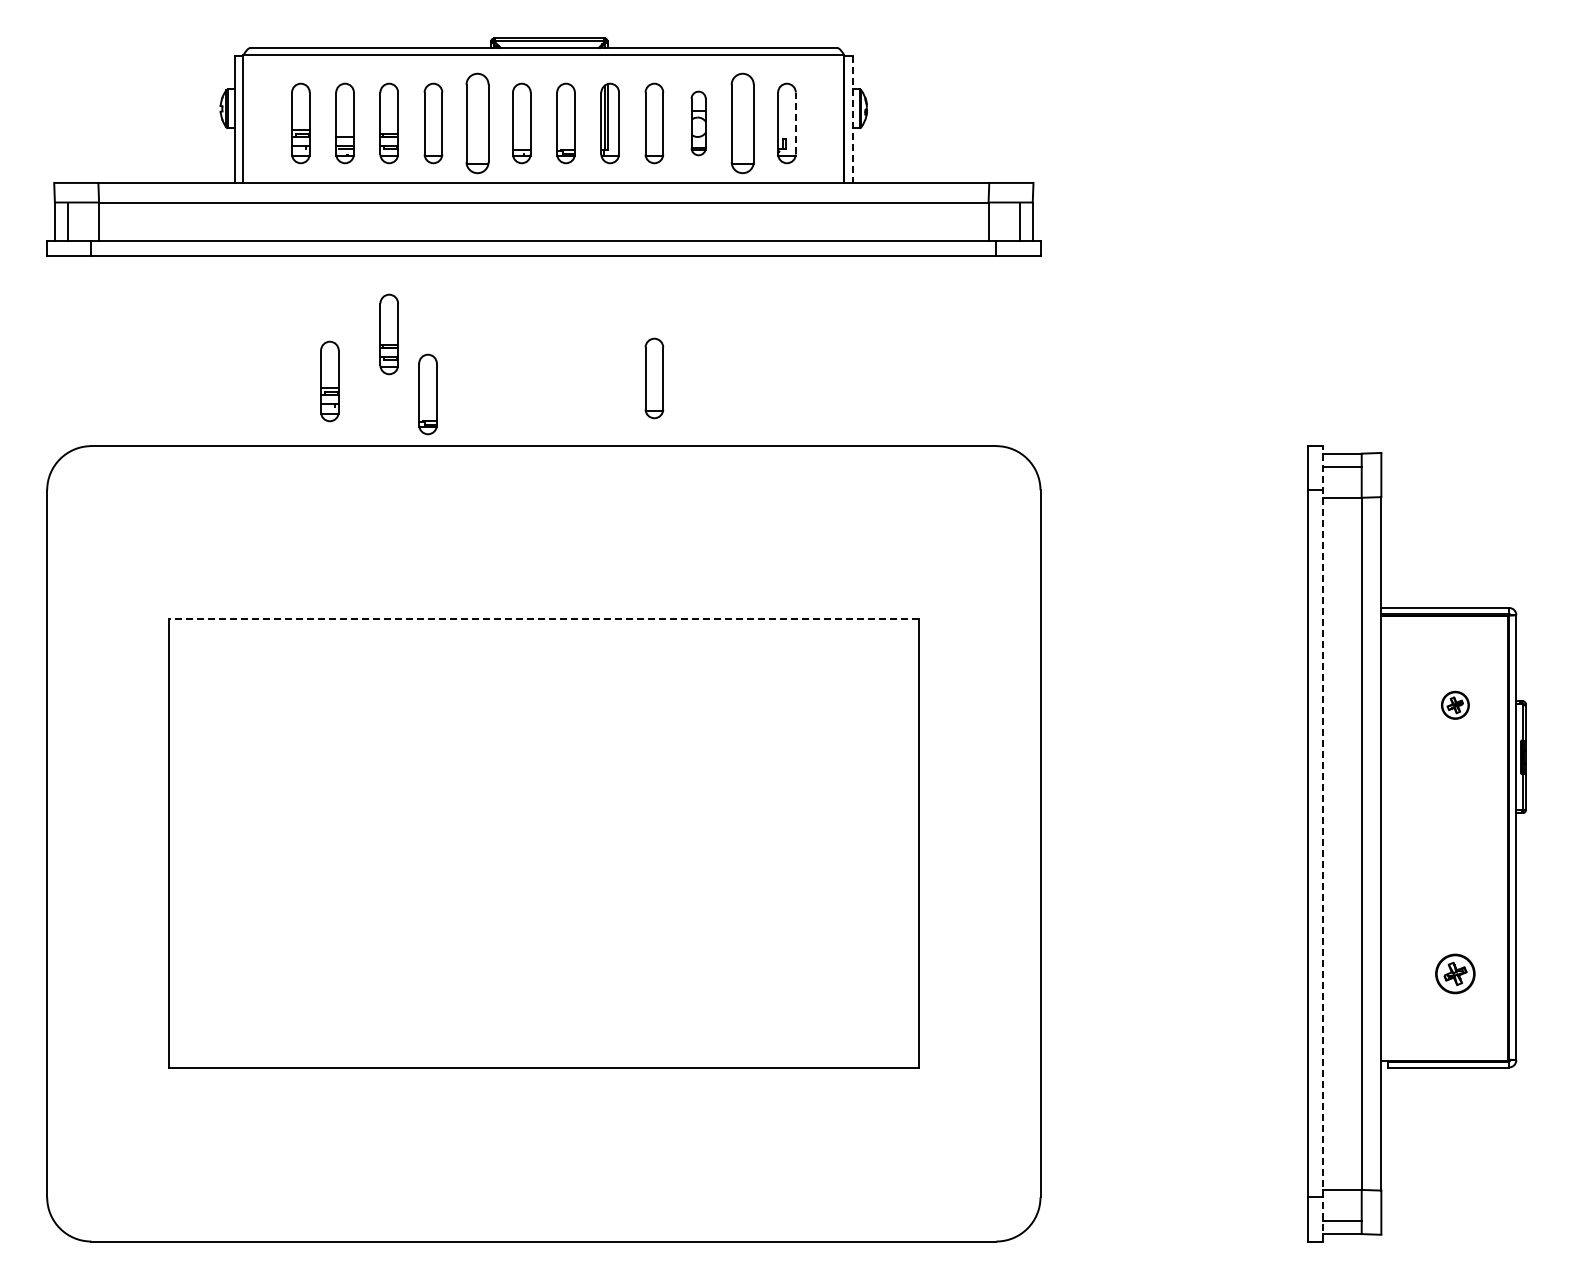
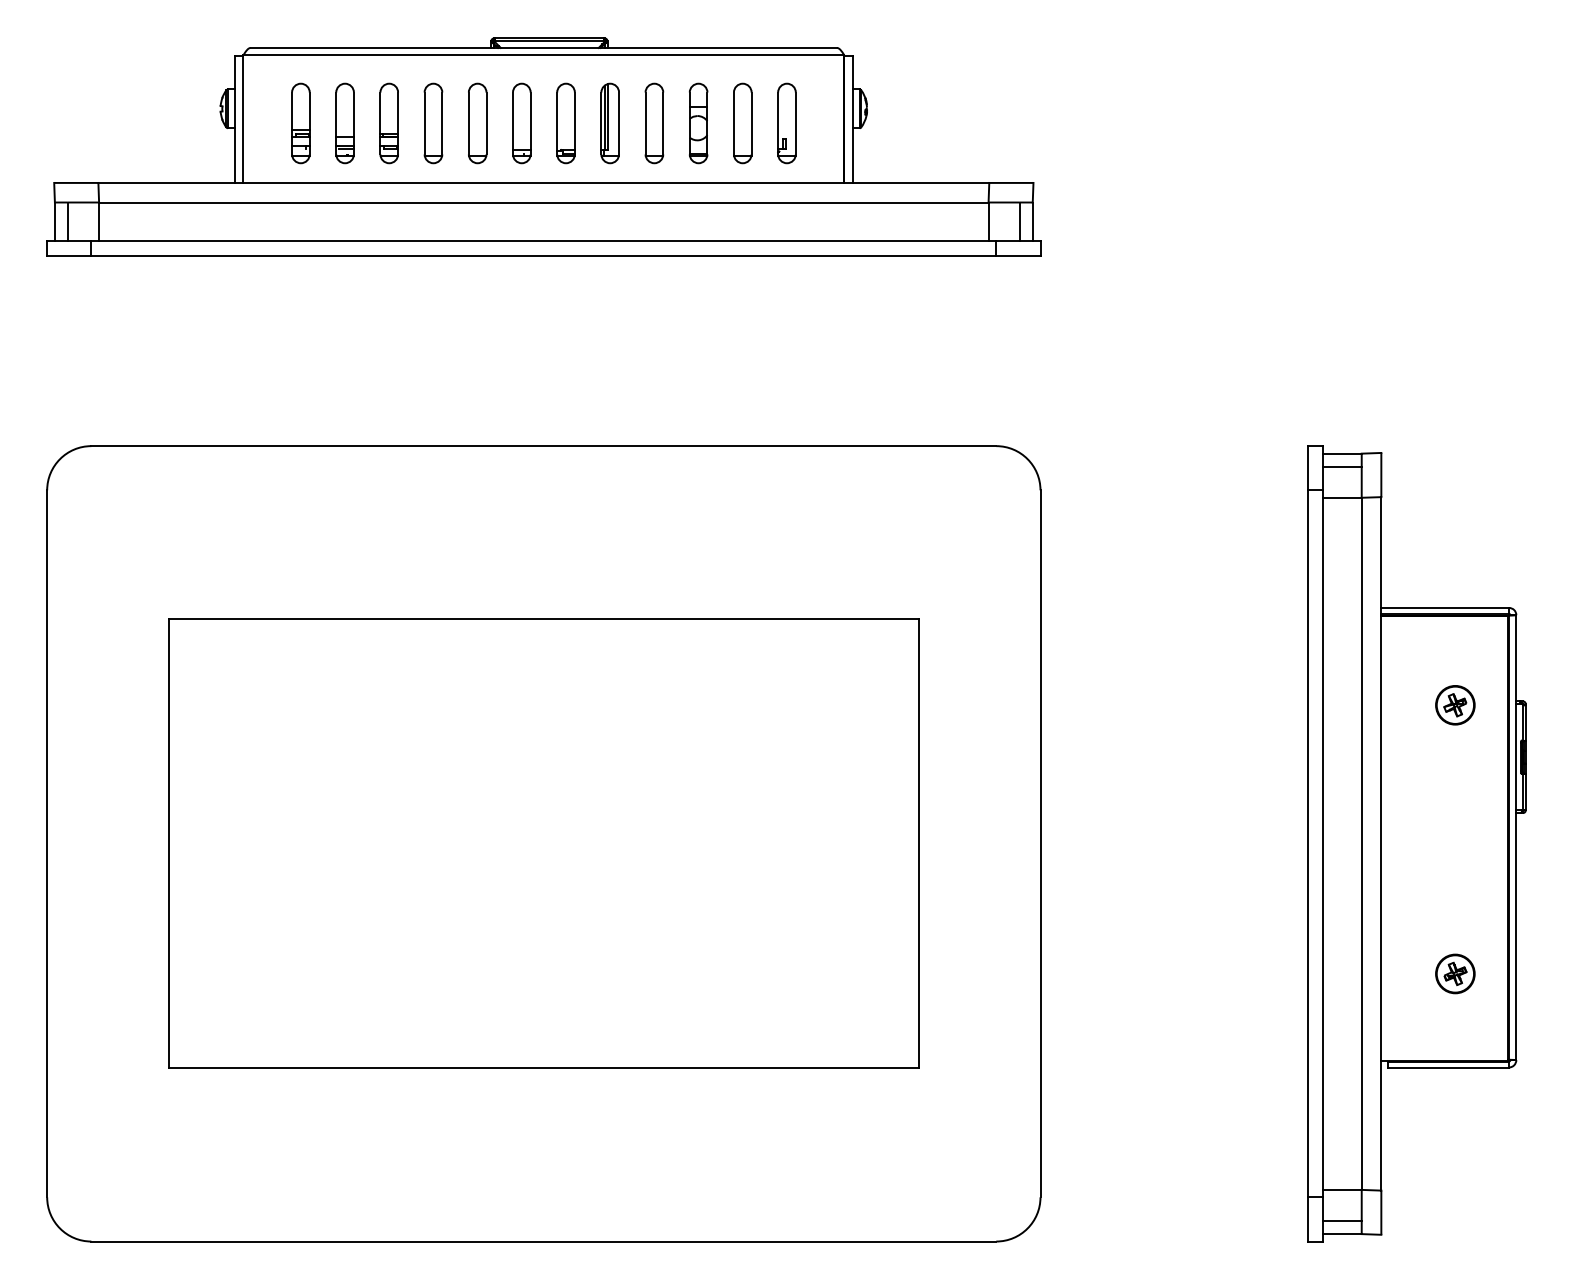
line: dashed -> solid (853, 119)
part size: 25x102 px -> 20x83 px (742, 123)
part size: 25x103 px -> 20x83 px (477, 123)
part size: 17x67 px -> 20x83 px (698, 123)
line: dashed -> solid (795, 123)
part: present -> none (388, 334)
part: present -> none (654, 378)
part: present -> none (329, 381)
part: present -> none (427, 394)
line: dashed -> solid (543, 619)
part size: 29x30 px -> 41x41 px (1455, 705)
line: dashed -> solid (1323, 843)
